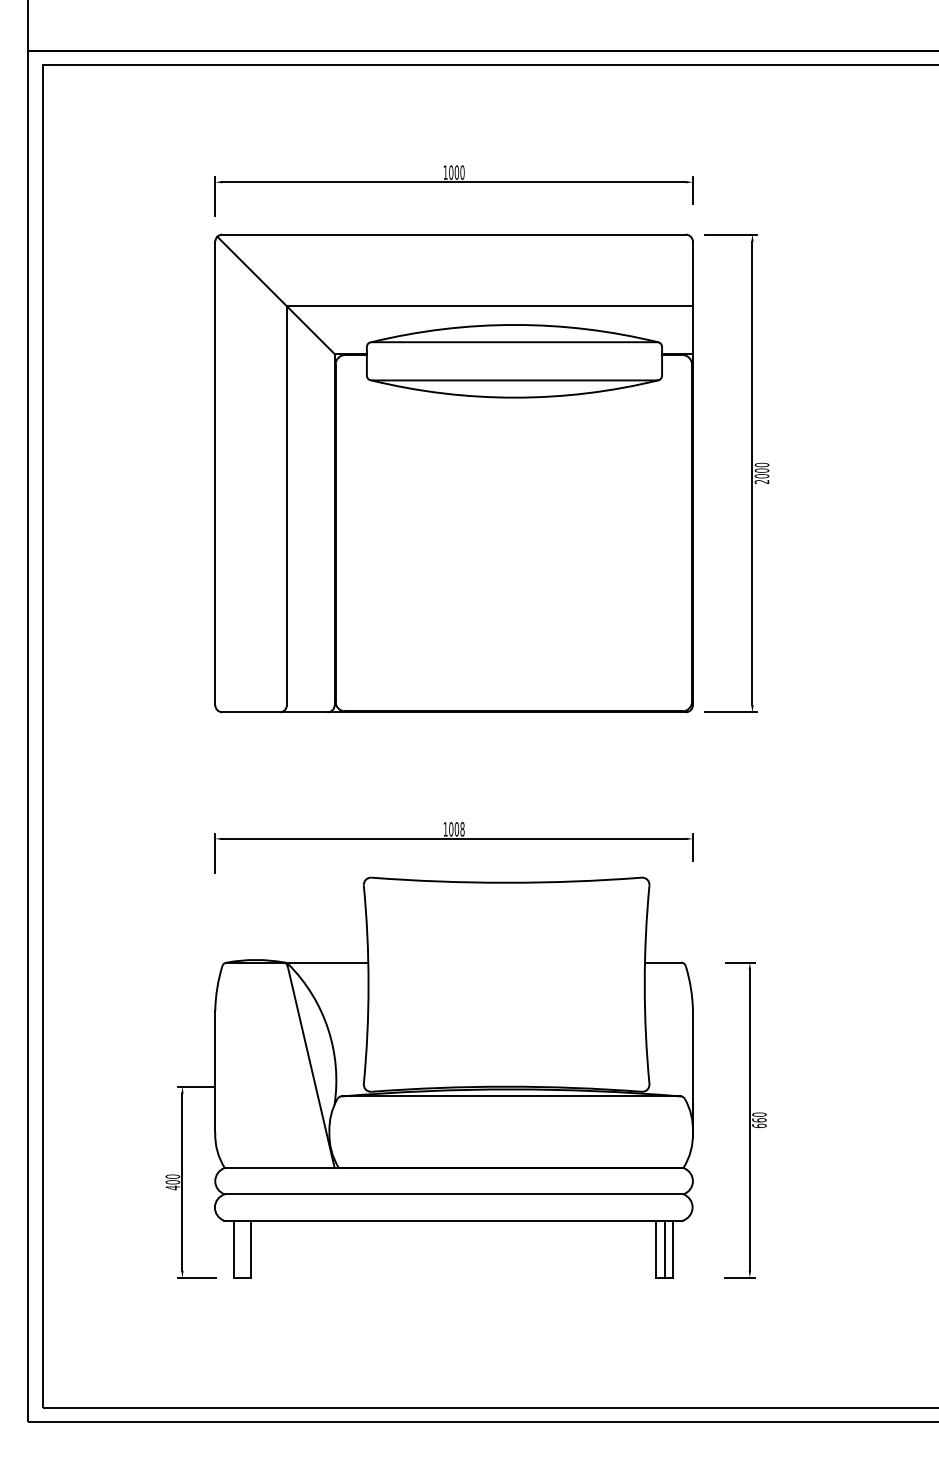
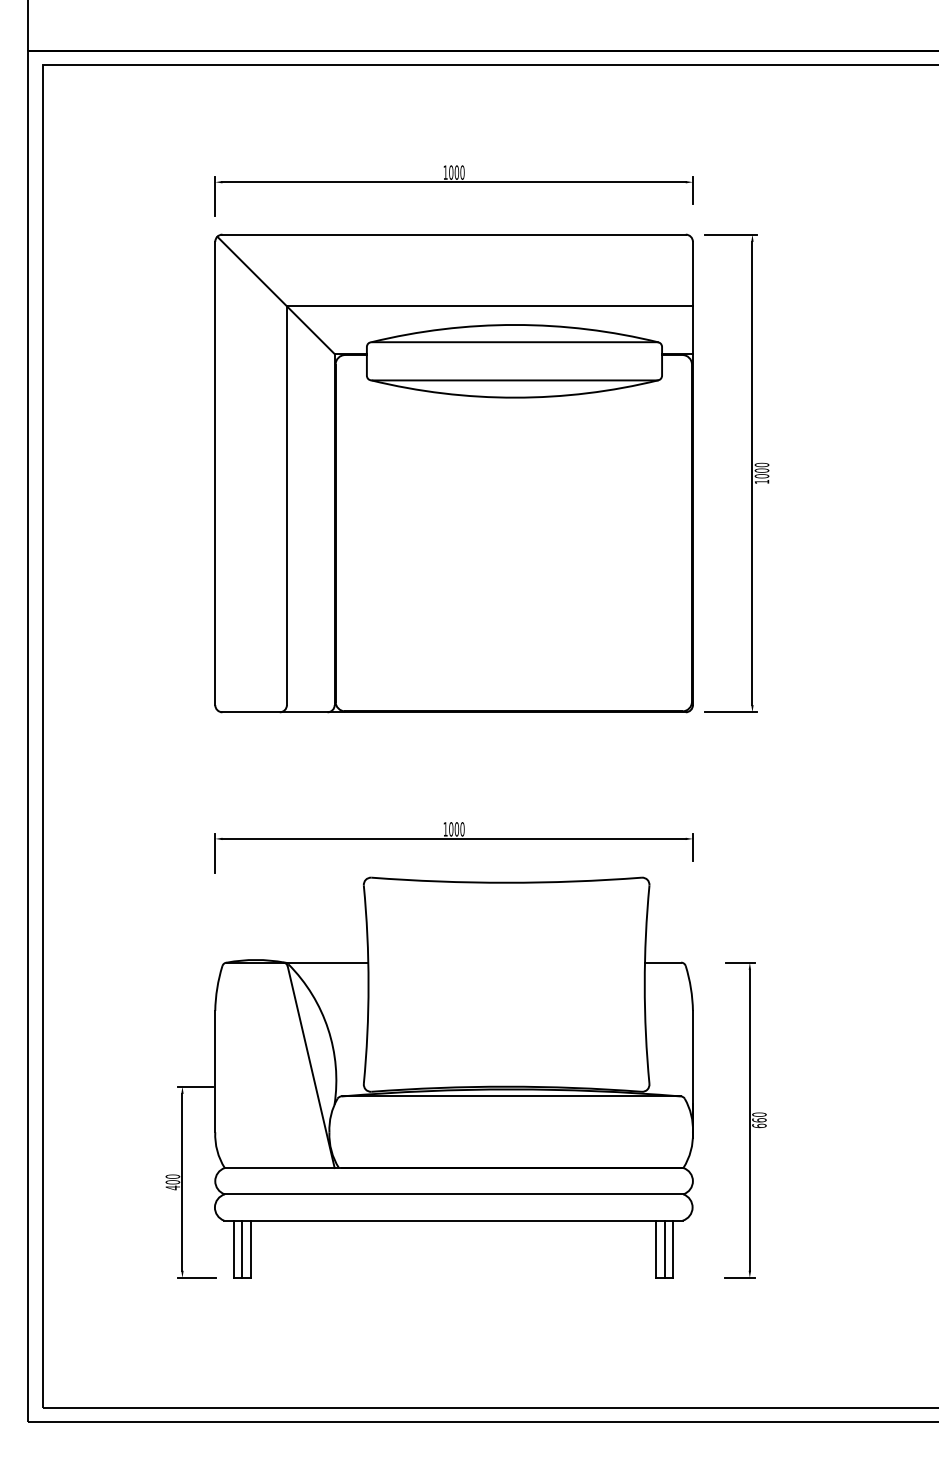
text: 2000 -> 1000 (761, 481)
text: 1008 -> 1000 (462, 829)
line: none -> present (242, 1248)
